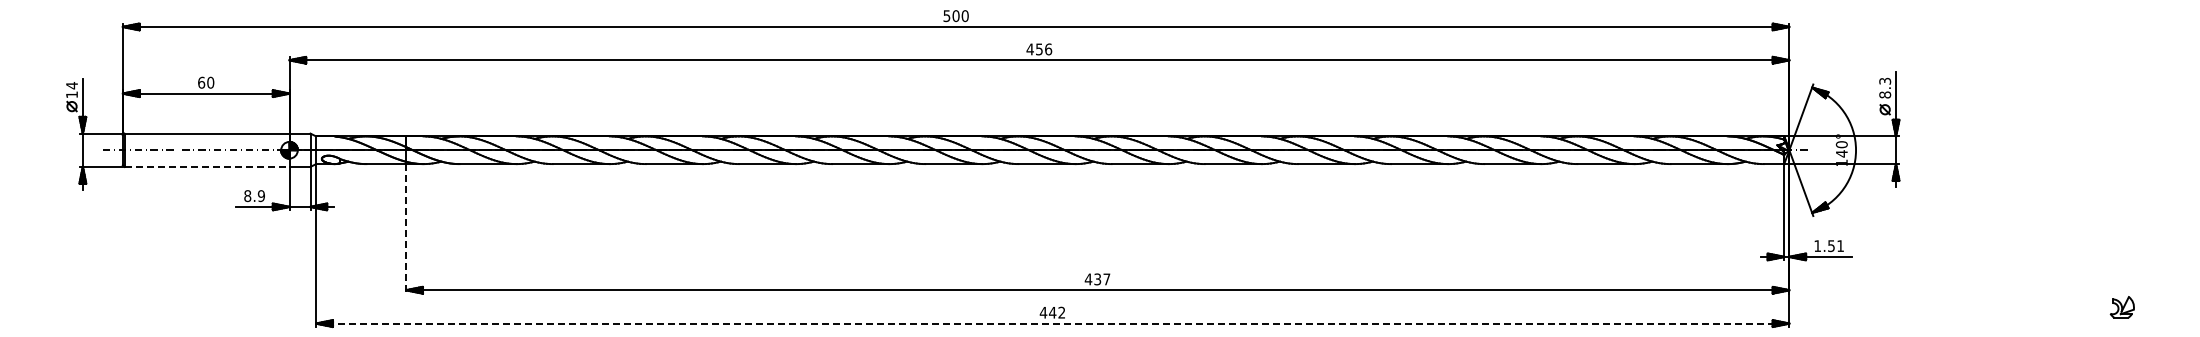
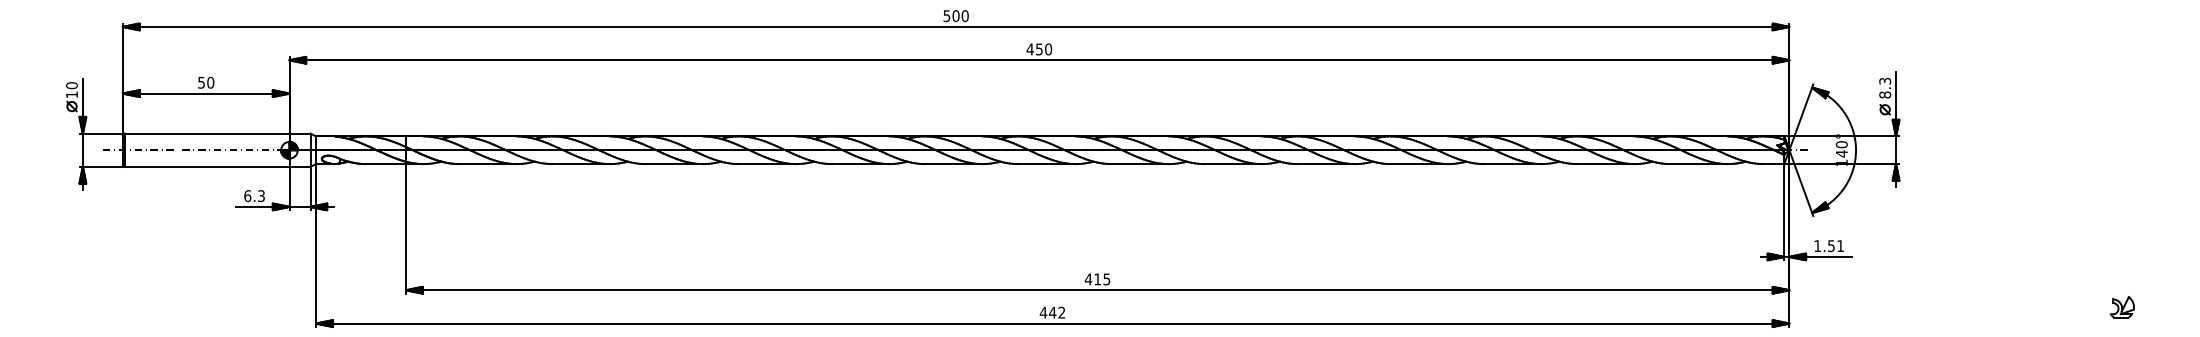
text: 456 -> 450 (1048, 48)
text: 60 -> 50 (201, 82)
text: 14 -> 10 (71, 85)
line: dashed -> solid (207, 166)
text: 8.9 -> 6.3 (254, 195)
line: dashed -> solid (406, 228)
text: 437 -> 415 (1102, 279)
line: dashed -> solid (1052, 323)
